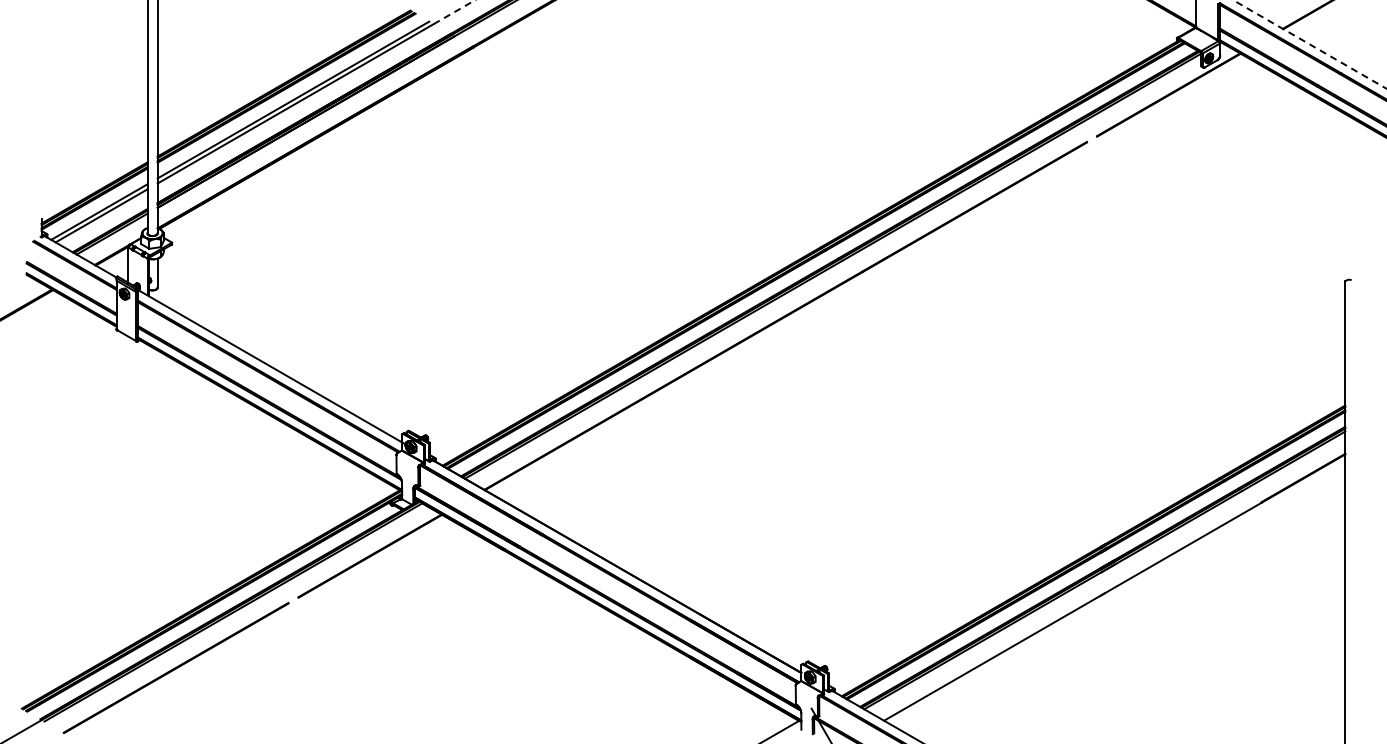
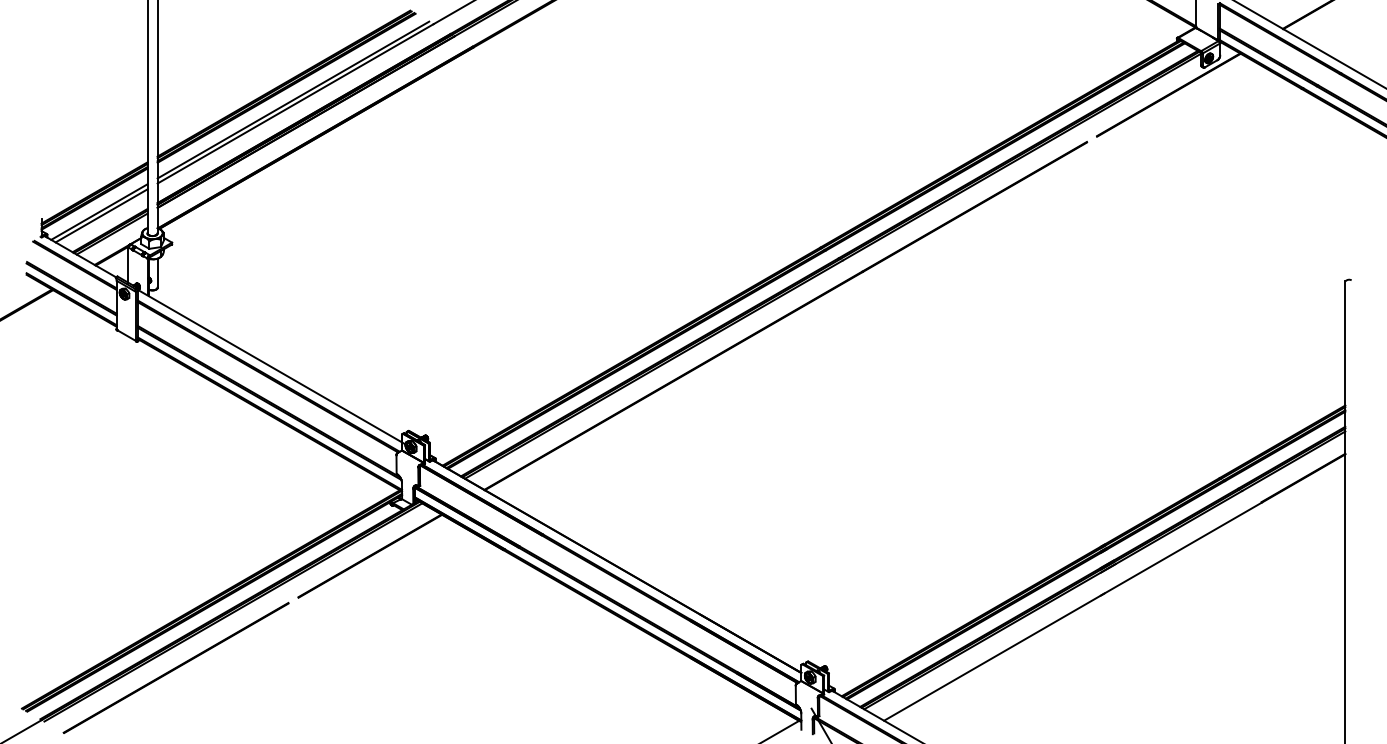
line: dashed -> solid (454, 12)
line: dashed -> solid (1309, 44)
